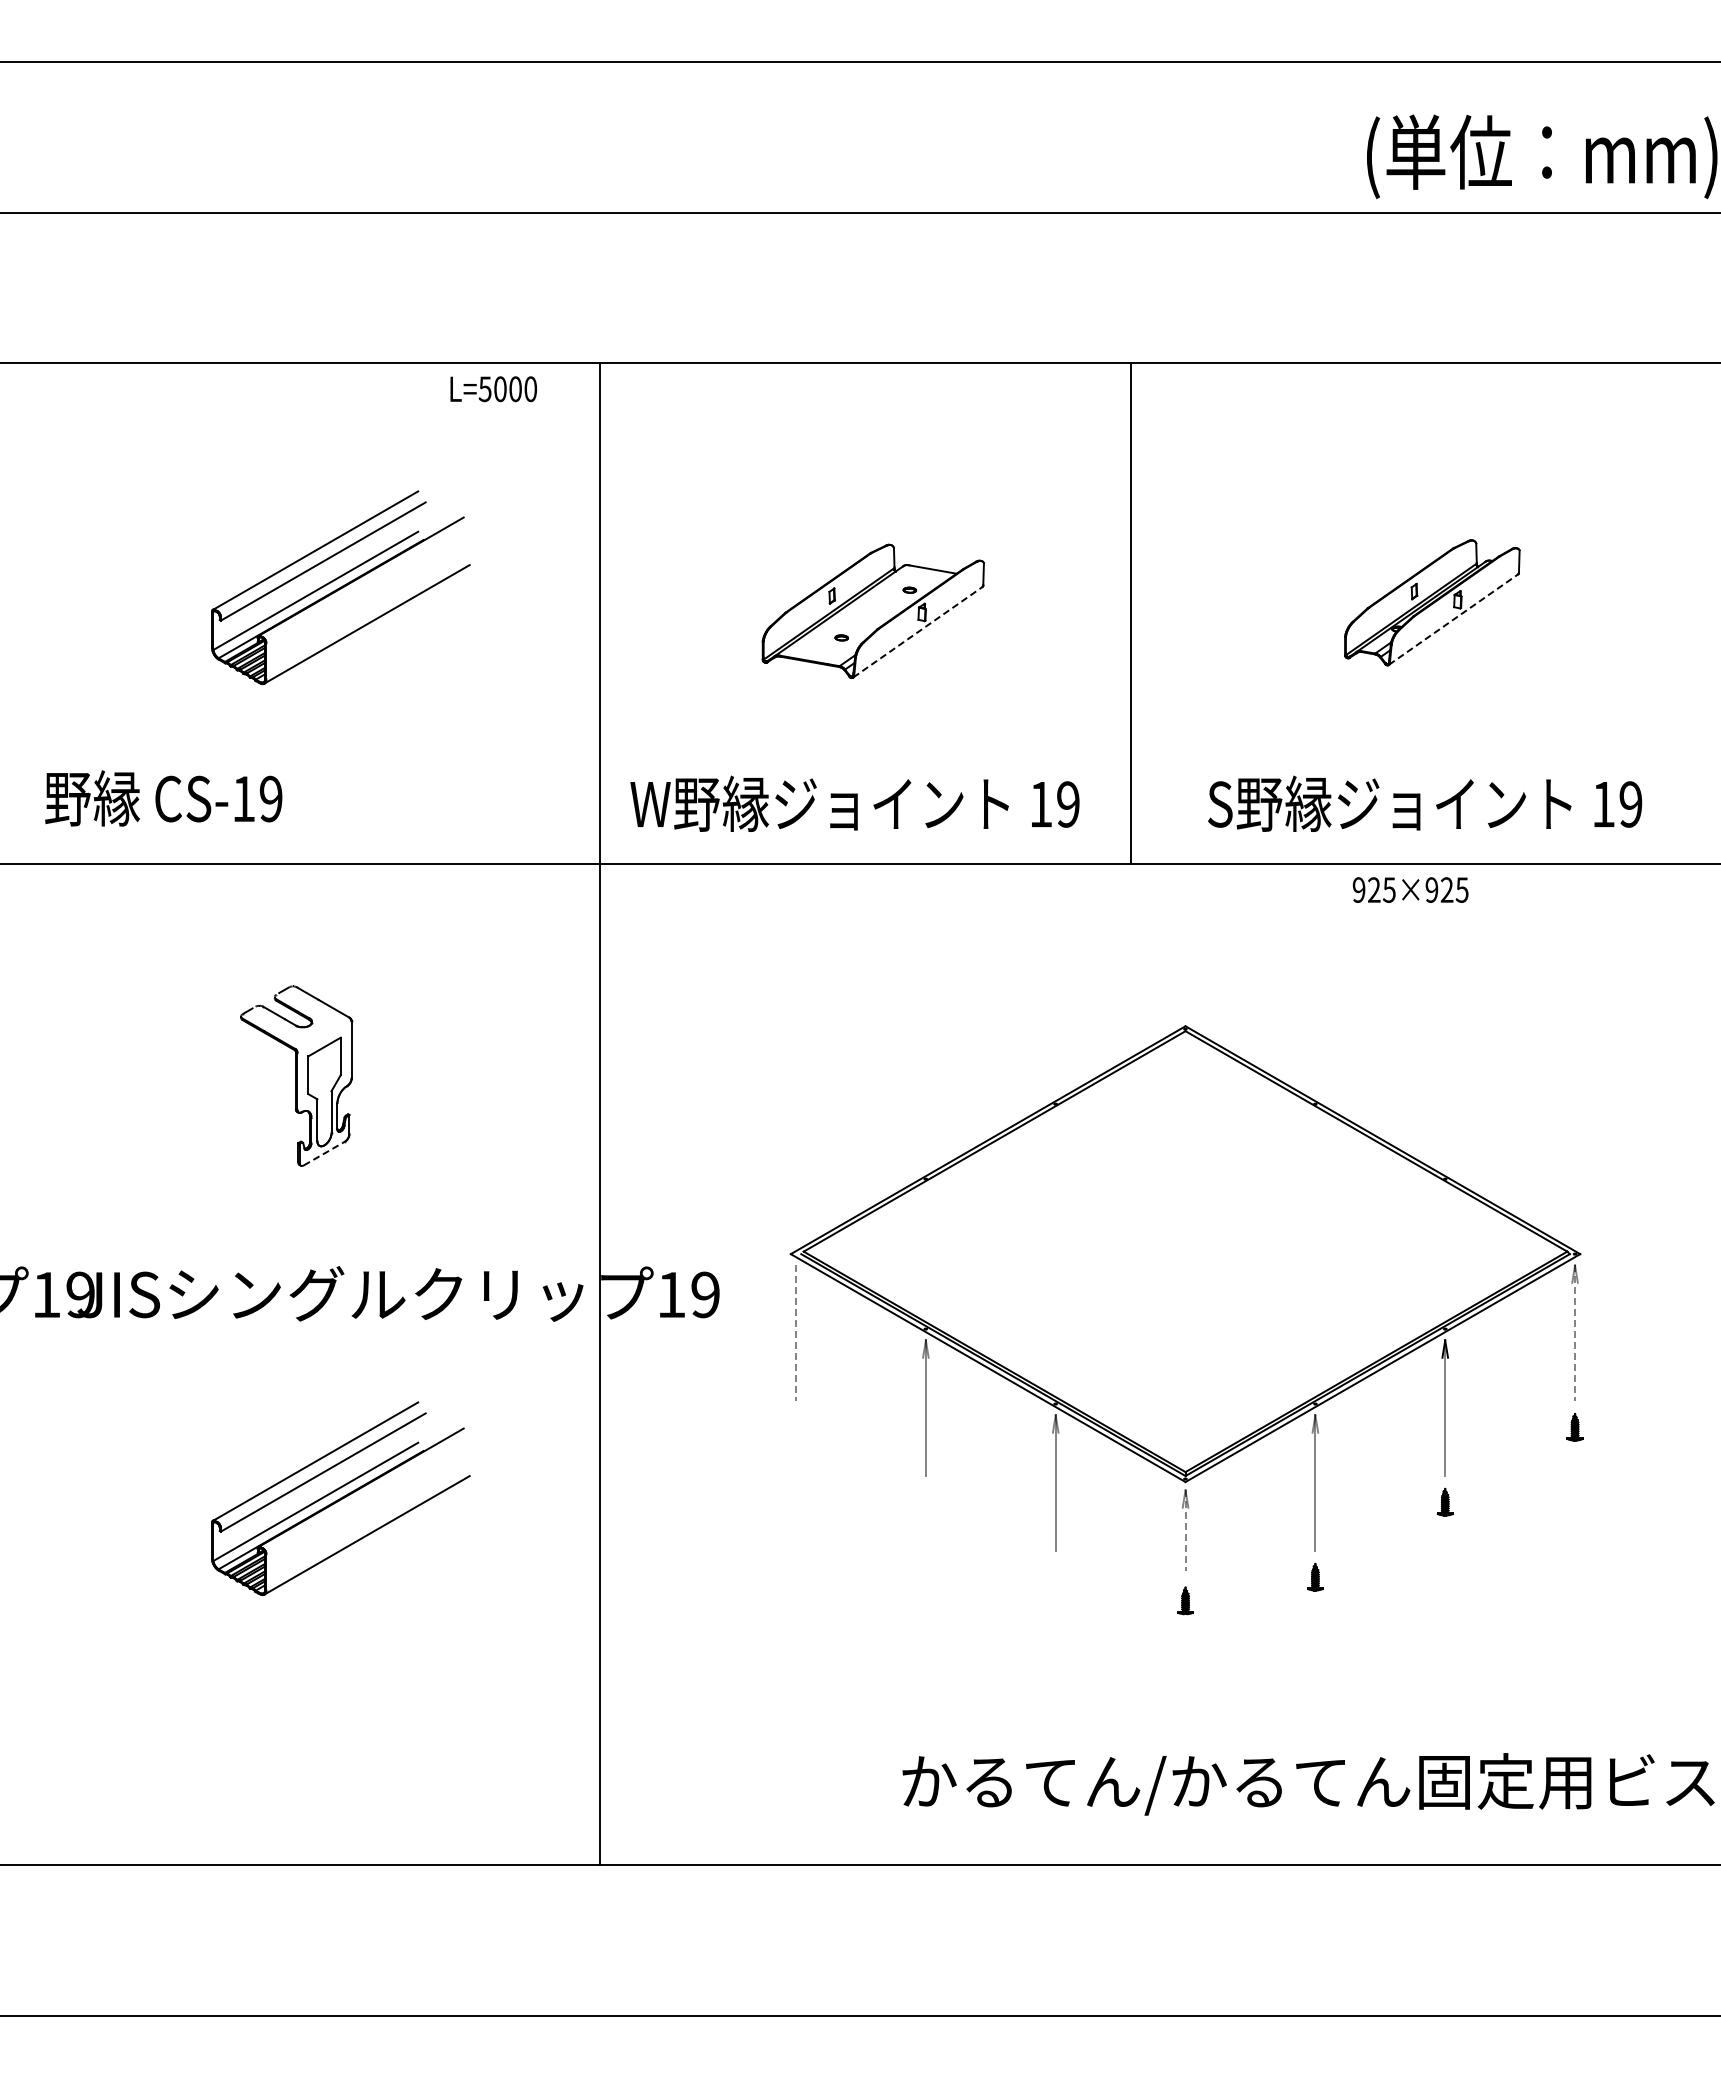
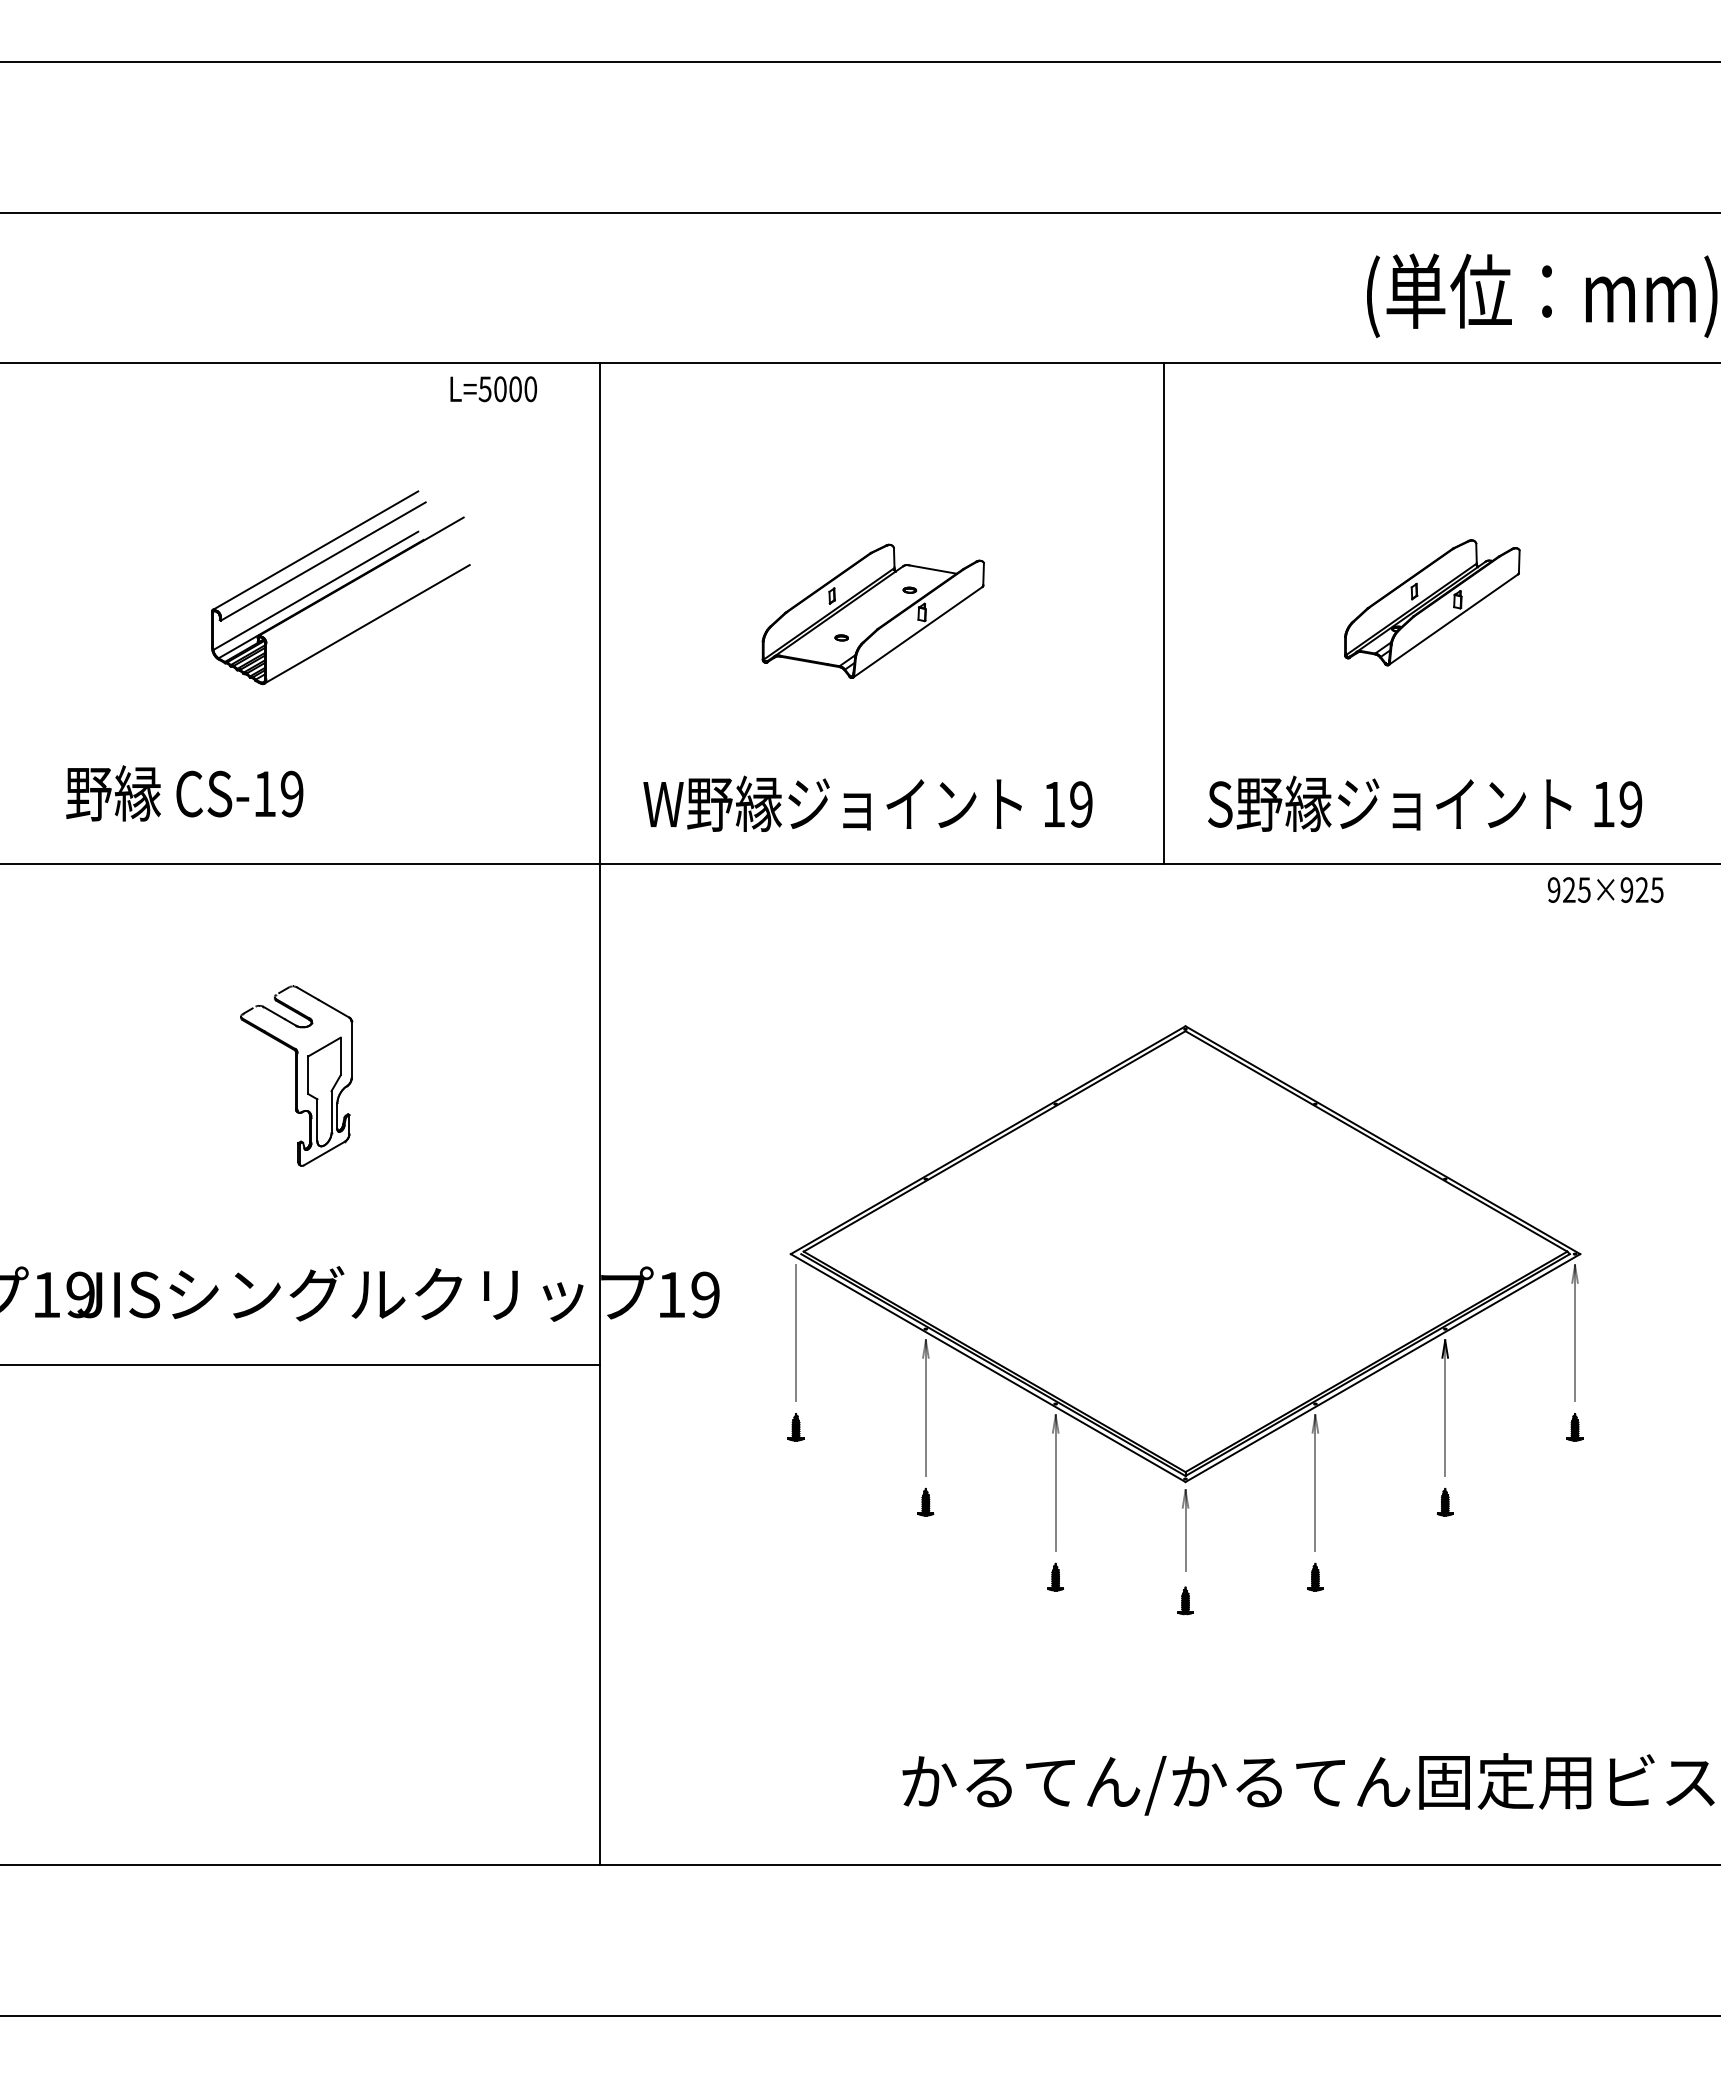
text position: (1542, 156) -> (1542, 295) (1542, 295)
line position: (1130, 612) -> (1163, 612) (1163, 612)
line: dashed -> solid (1453, 619)
line: dashed -> solid (917, 632)
text position: (163, 798) -> (184, 793) (184, 793)
text position: (854, 803) -> (867, 803) (867, 803)
text position: (1410, 889) -> (1605, 889) (1605, 889)
line: dashed -> solid (324, 1153)
line: dashed -> solid (796, 1333)
line: dashed -> solid (1575, 1333)
line: none -> present (301, 1364)
part: none -> present (795, 1427)
part: present -> none (340, 1498)
part: none -> present (925, 1502)
line: dashed -> solid (1185, 1530)
part: none -> present (1055, 1576)
